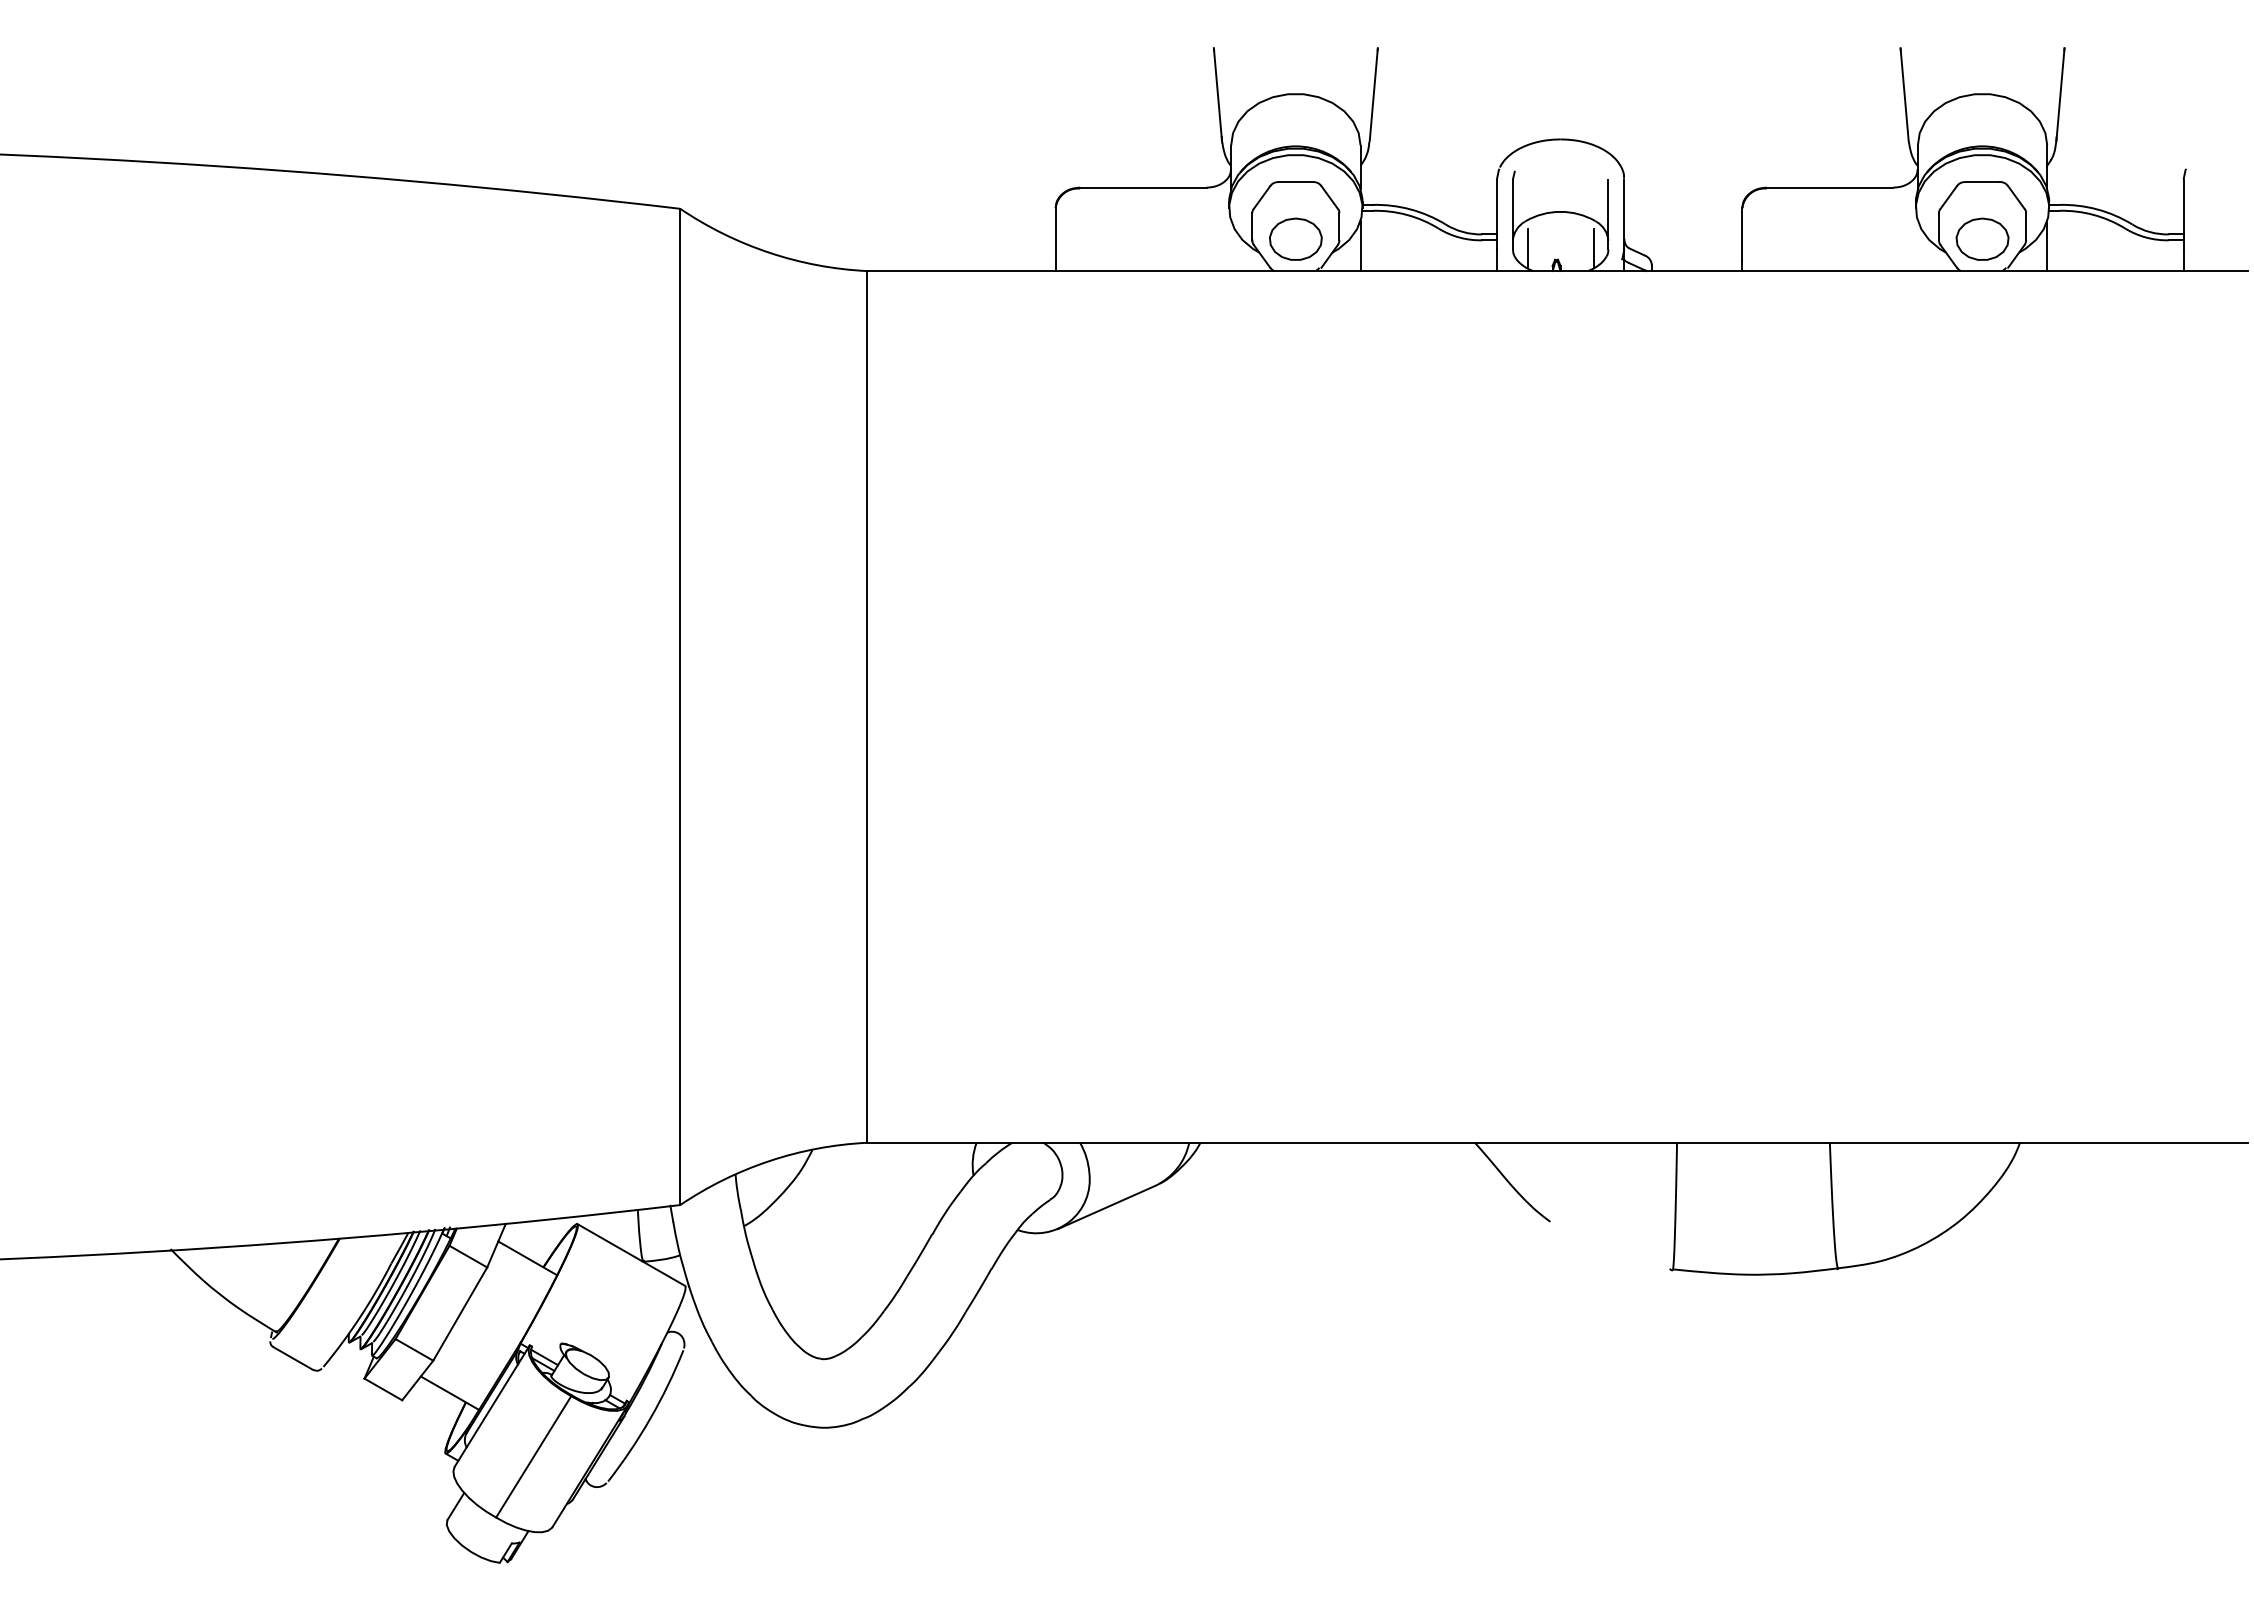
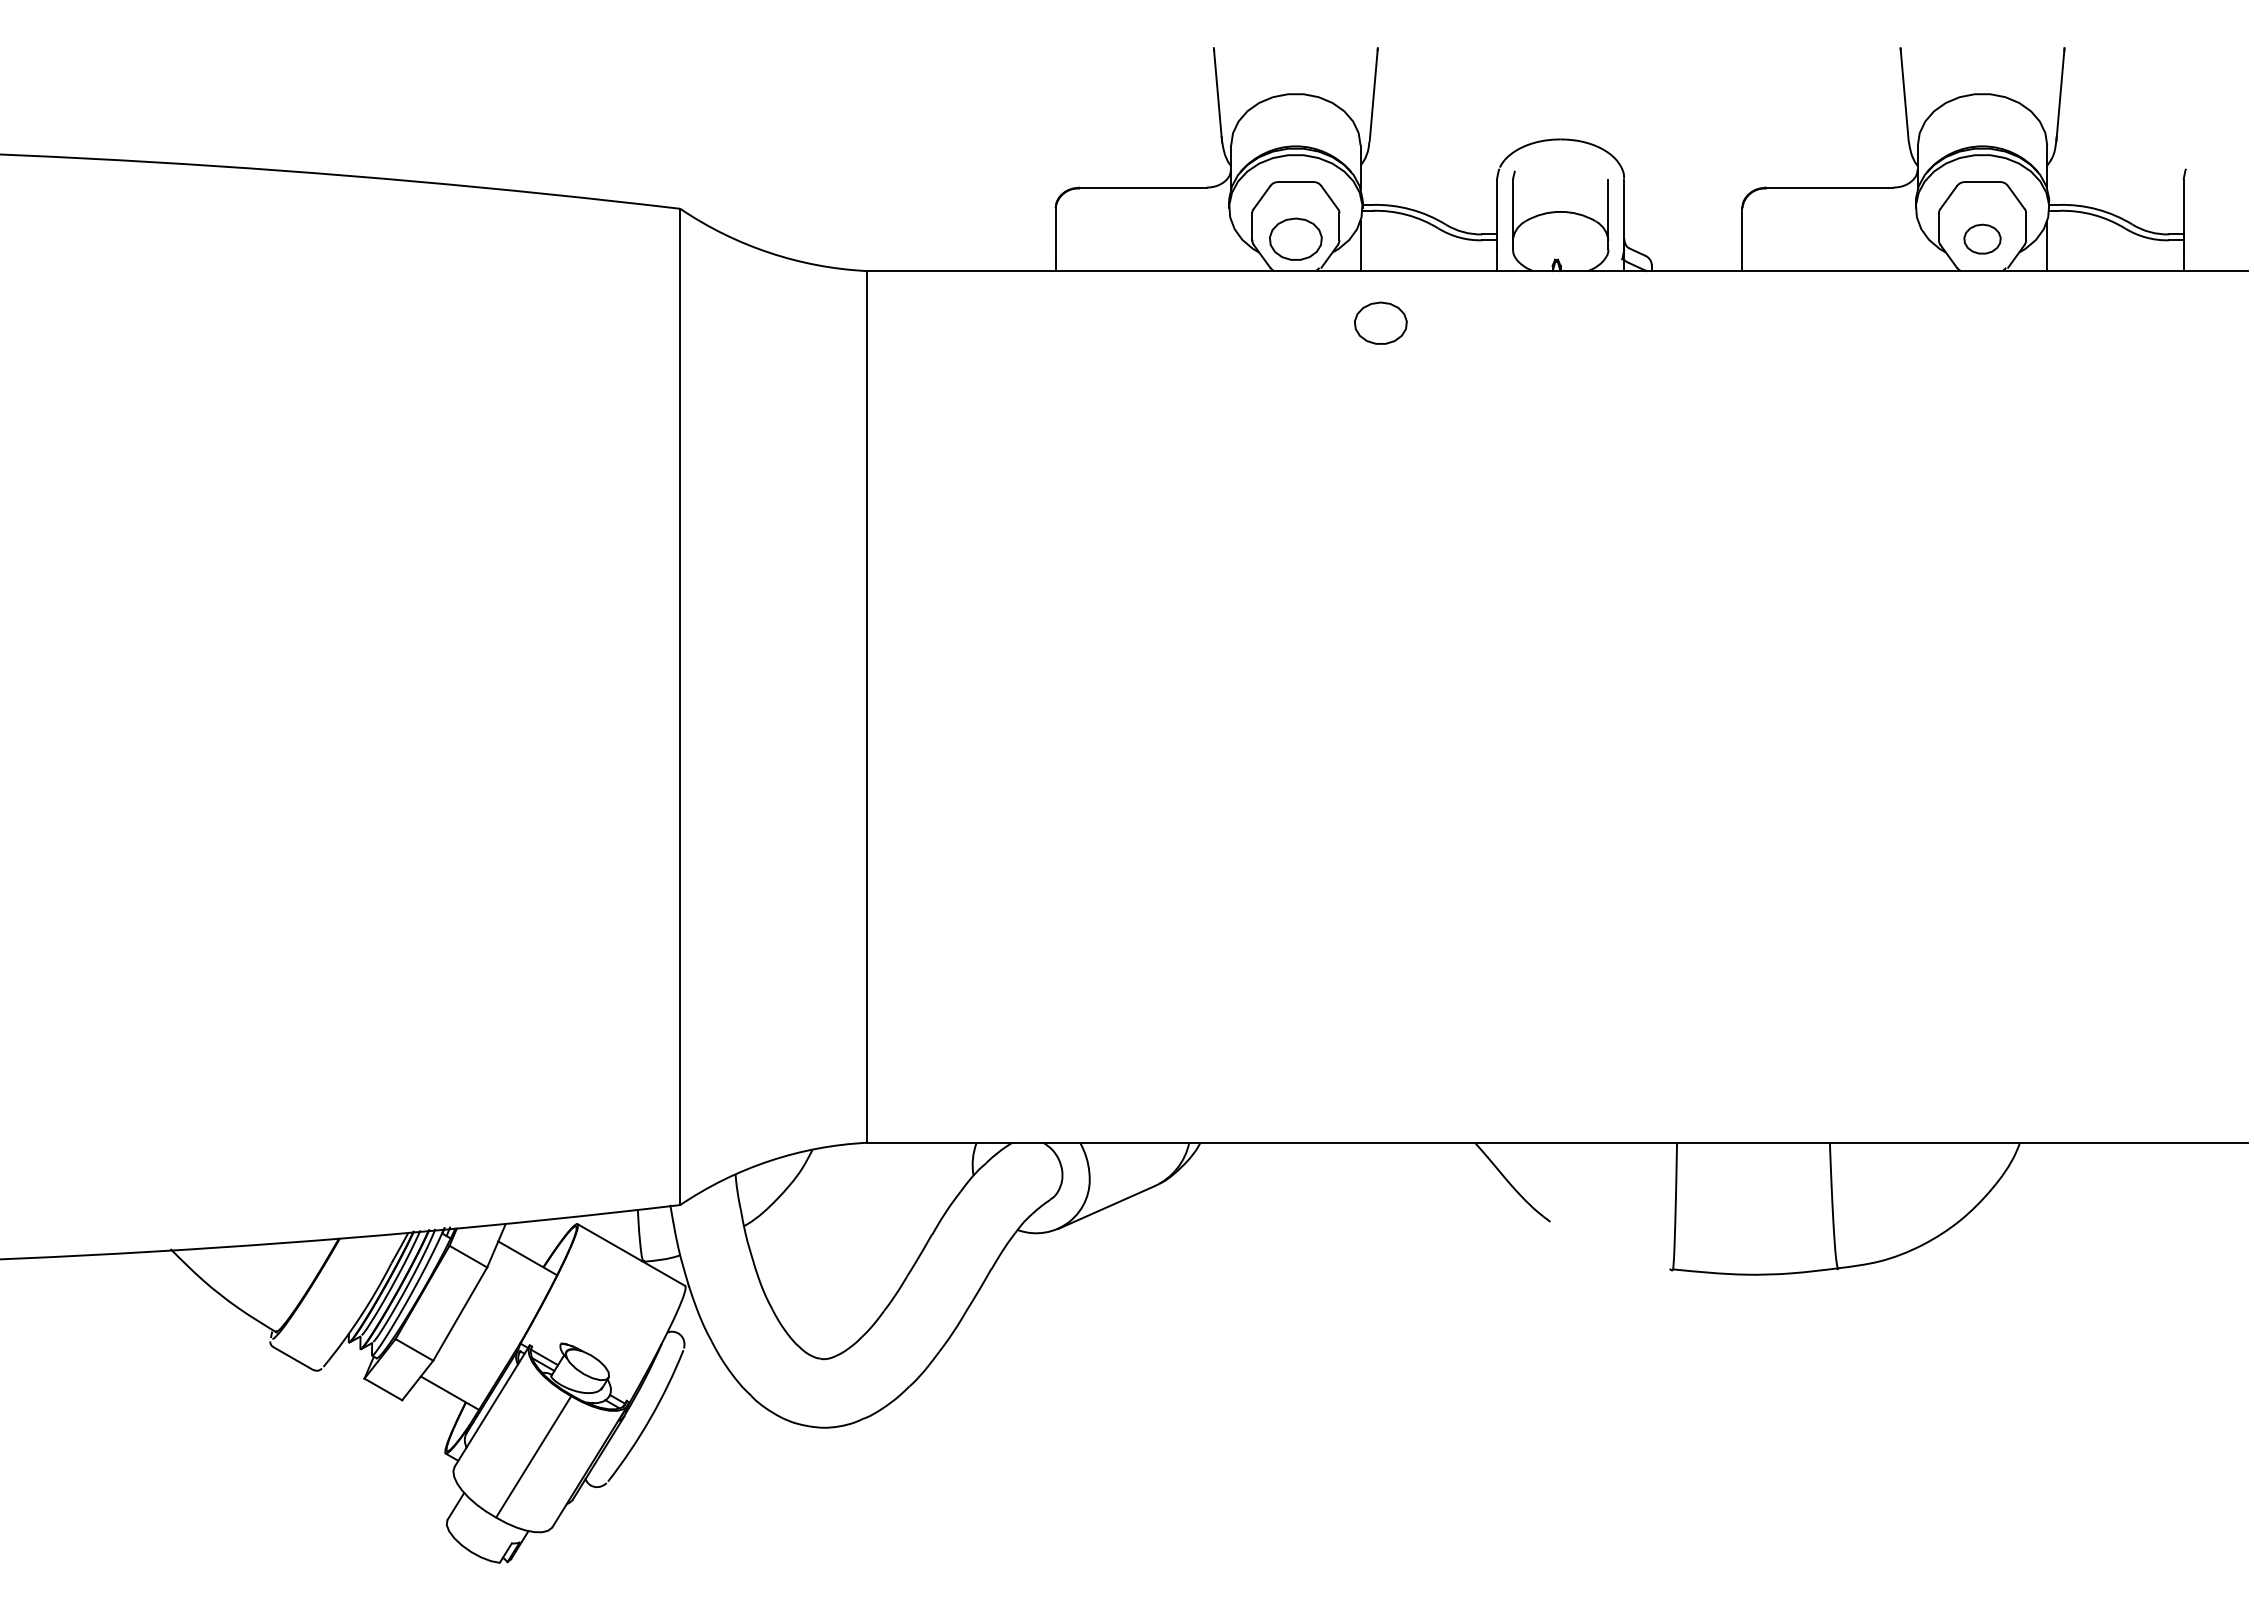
part size: 55x44 px -> 39x32 px (1982, 238)
line: present -> none (1527, 248)
line: present -> none (1593, 248)
part: none -> present (1380, 322)
